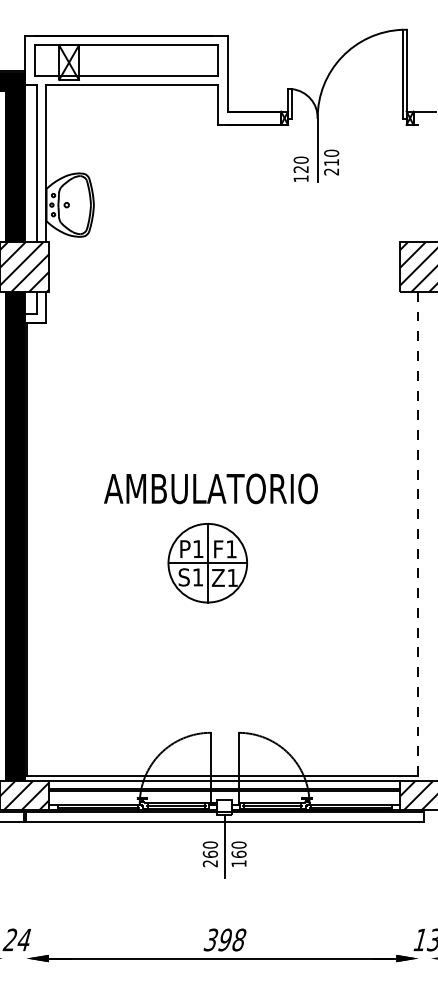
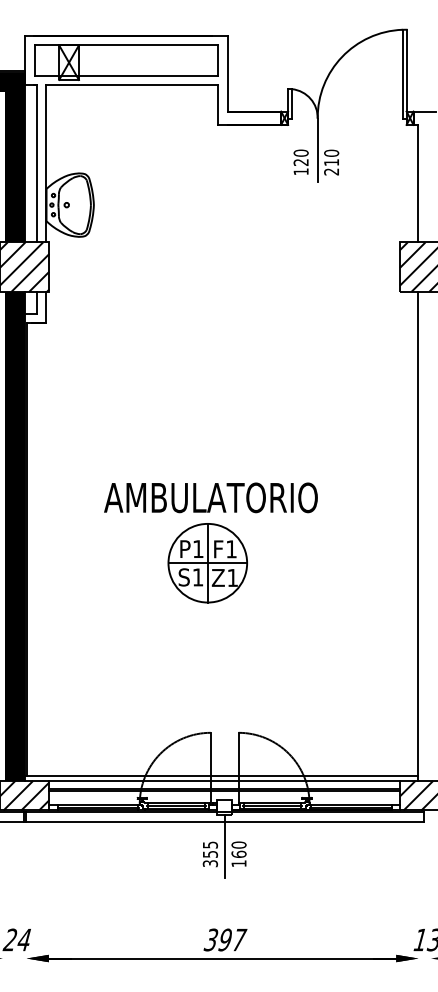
text position: (300, 168) -> (300, 161) (300, 161)
line: none -> present (418, 183)
text position: (210, 488) -> (210, 497) (210, 497)
line: dashed -> solid (418, 536)
text: 260 -> 355 (210, 854)
text: 398 -> 397 (239, 939)
